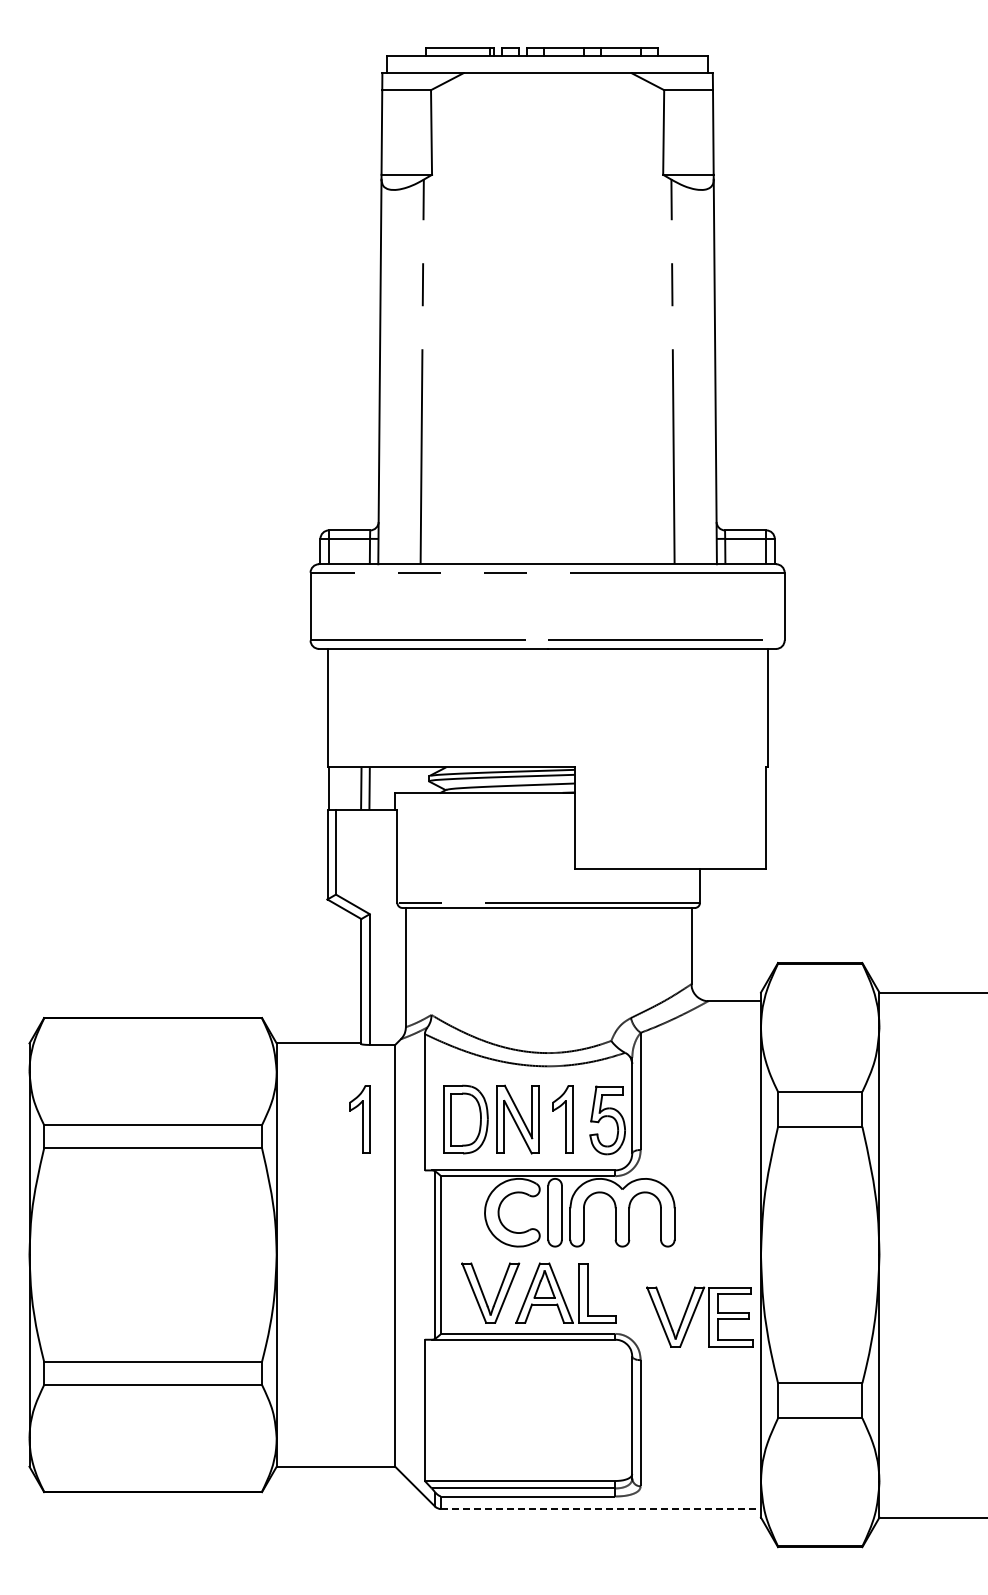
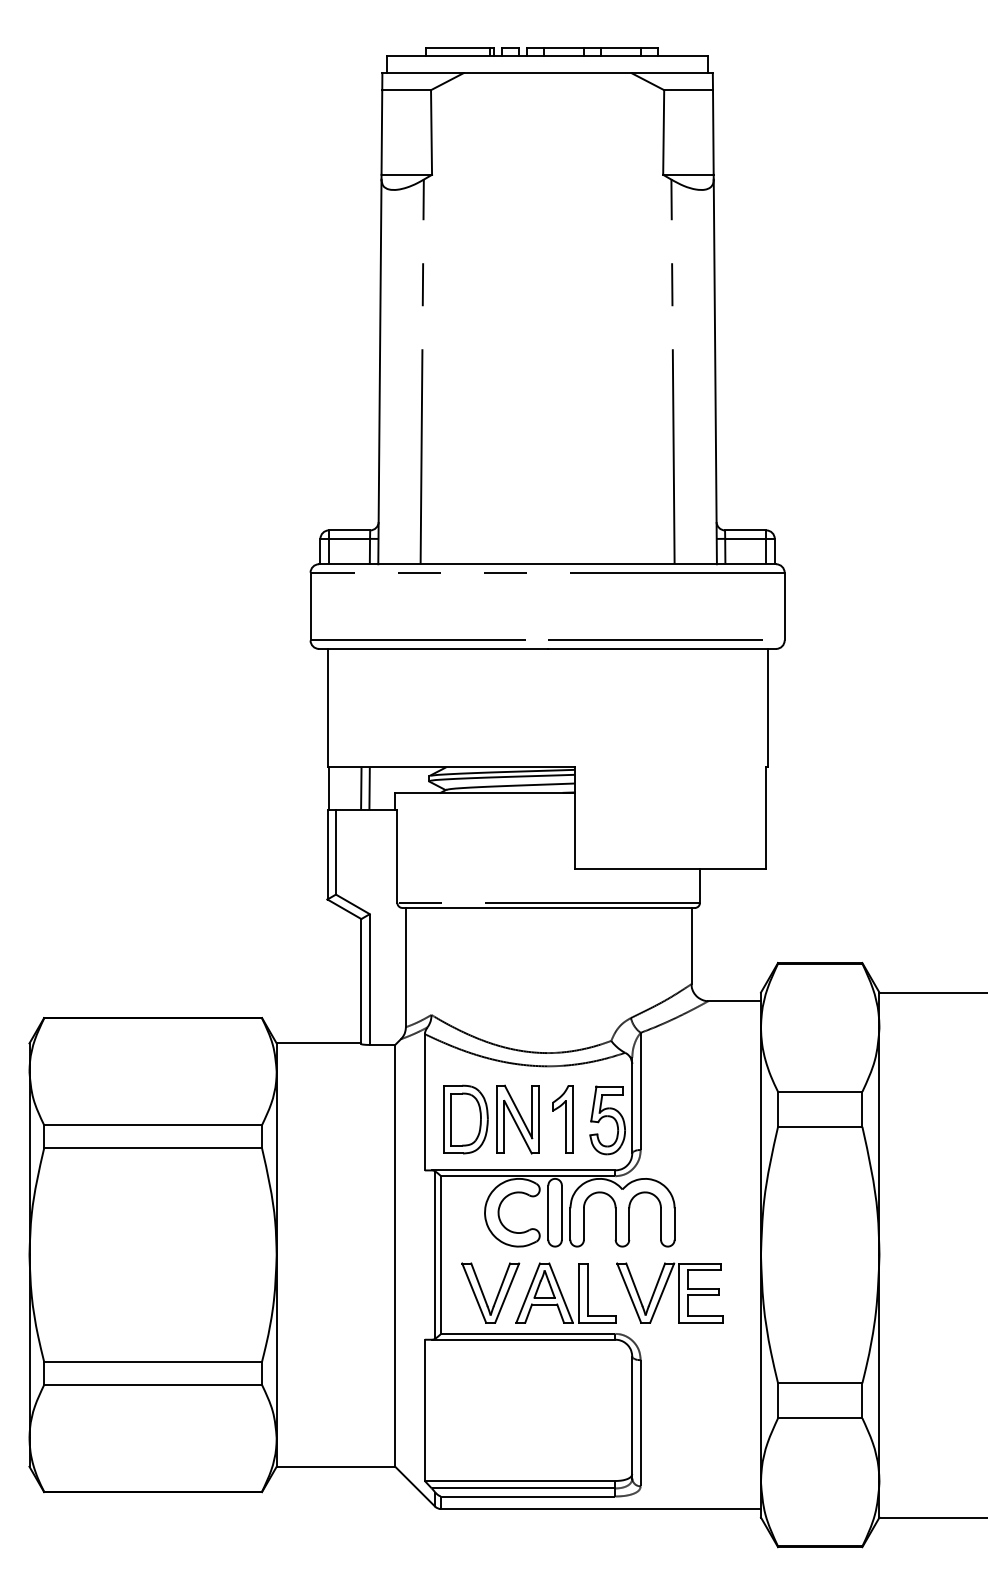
part: present -> none (359, 1119)
part position: (699, 1316) -> (669, 1292) (669, 1292)
line: dashed -> solid (601, 1509)
